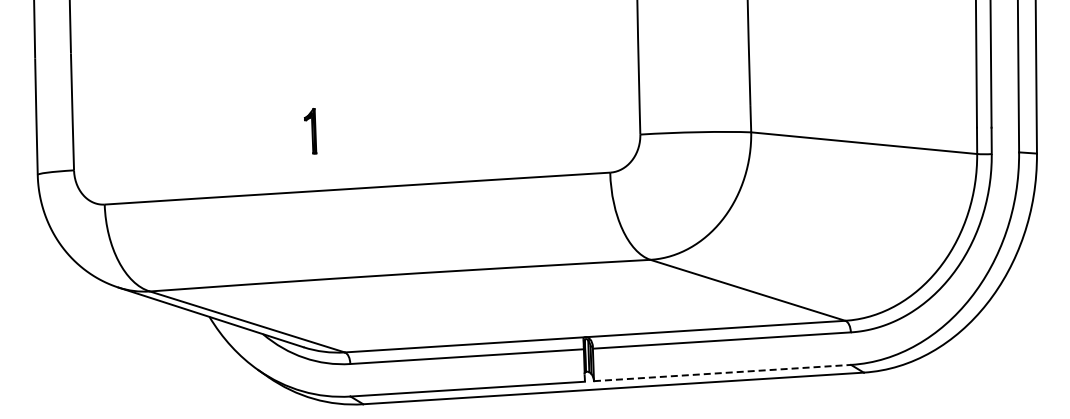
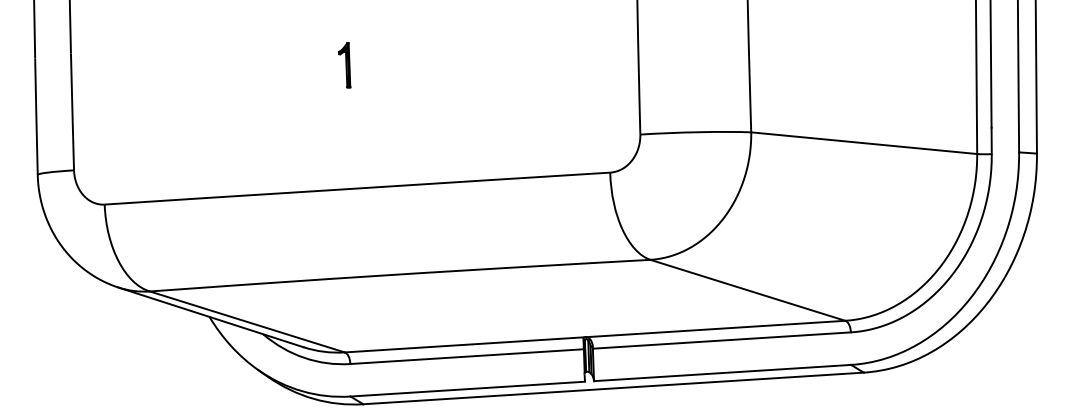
part position: (310, 131) -> (344, 65) (344, 65)
line: dashed -> solid (722, 373)
